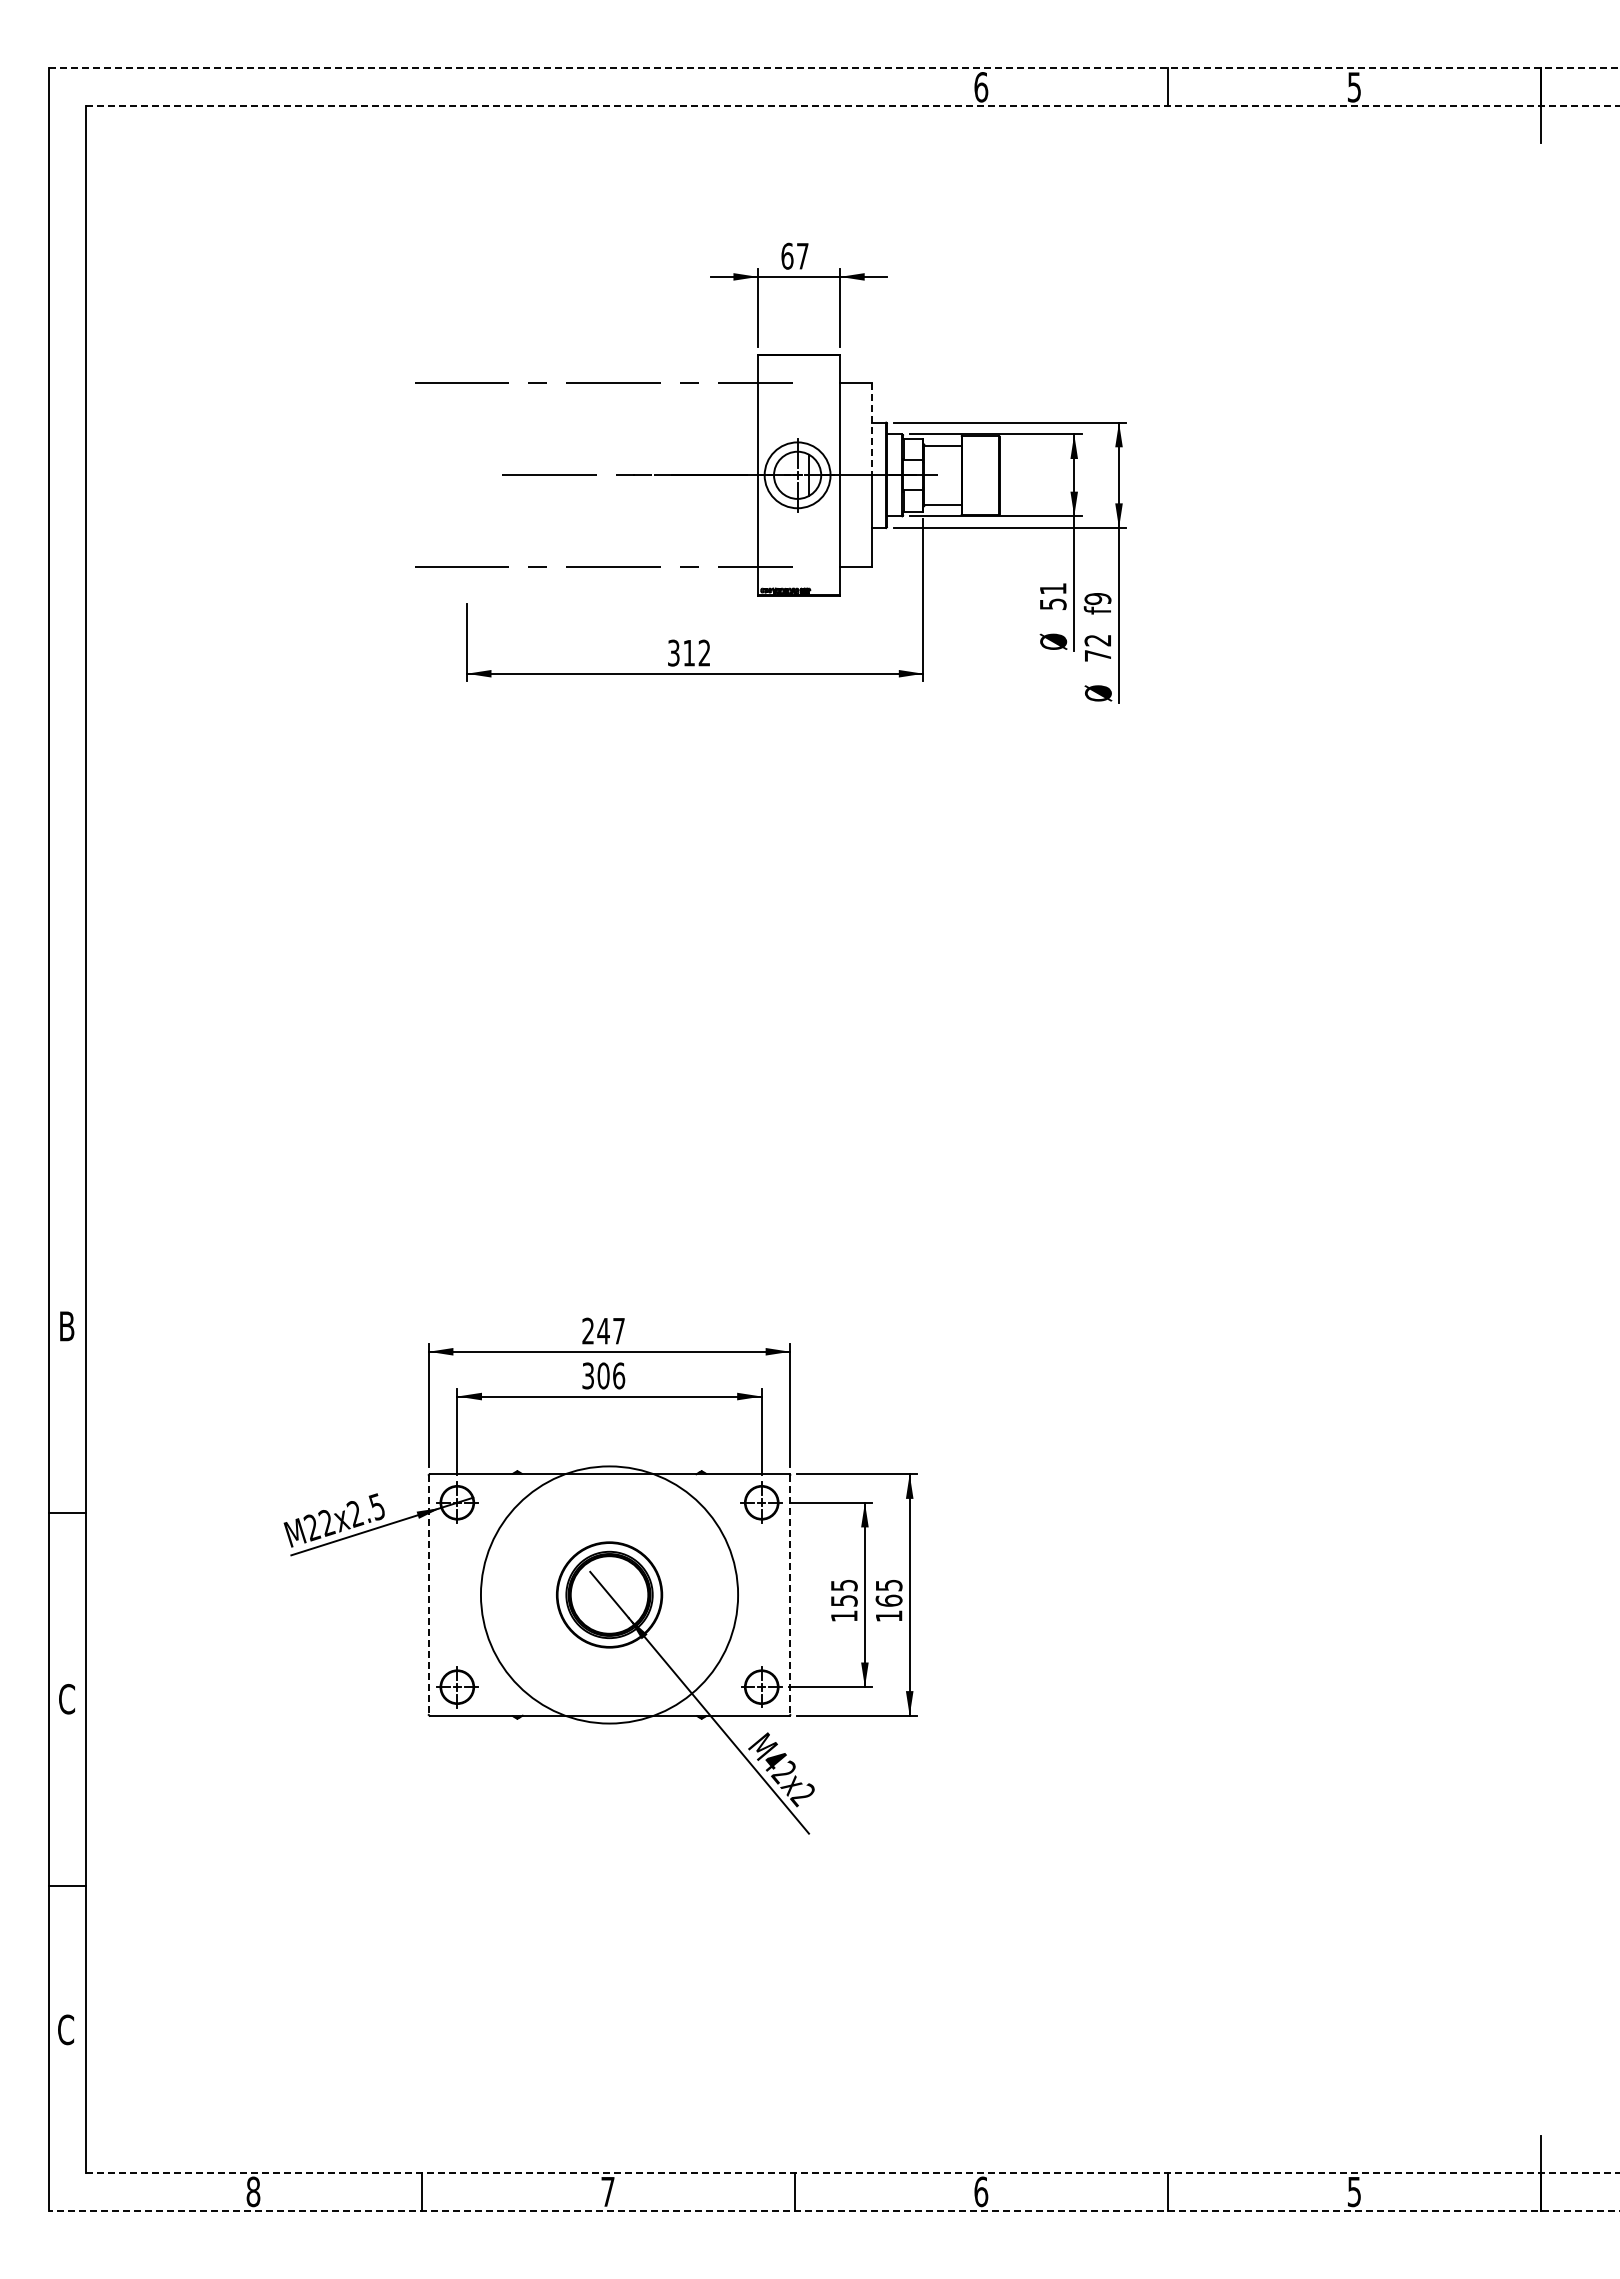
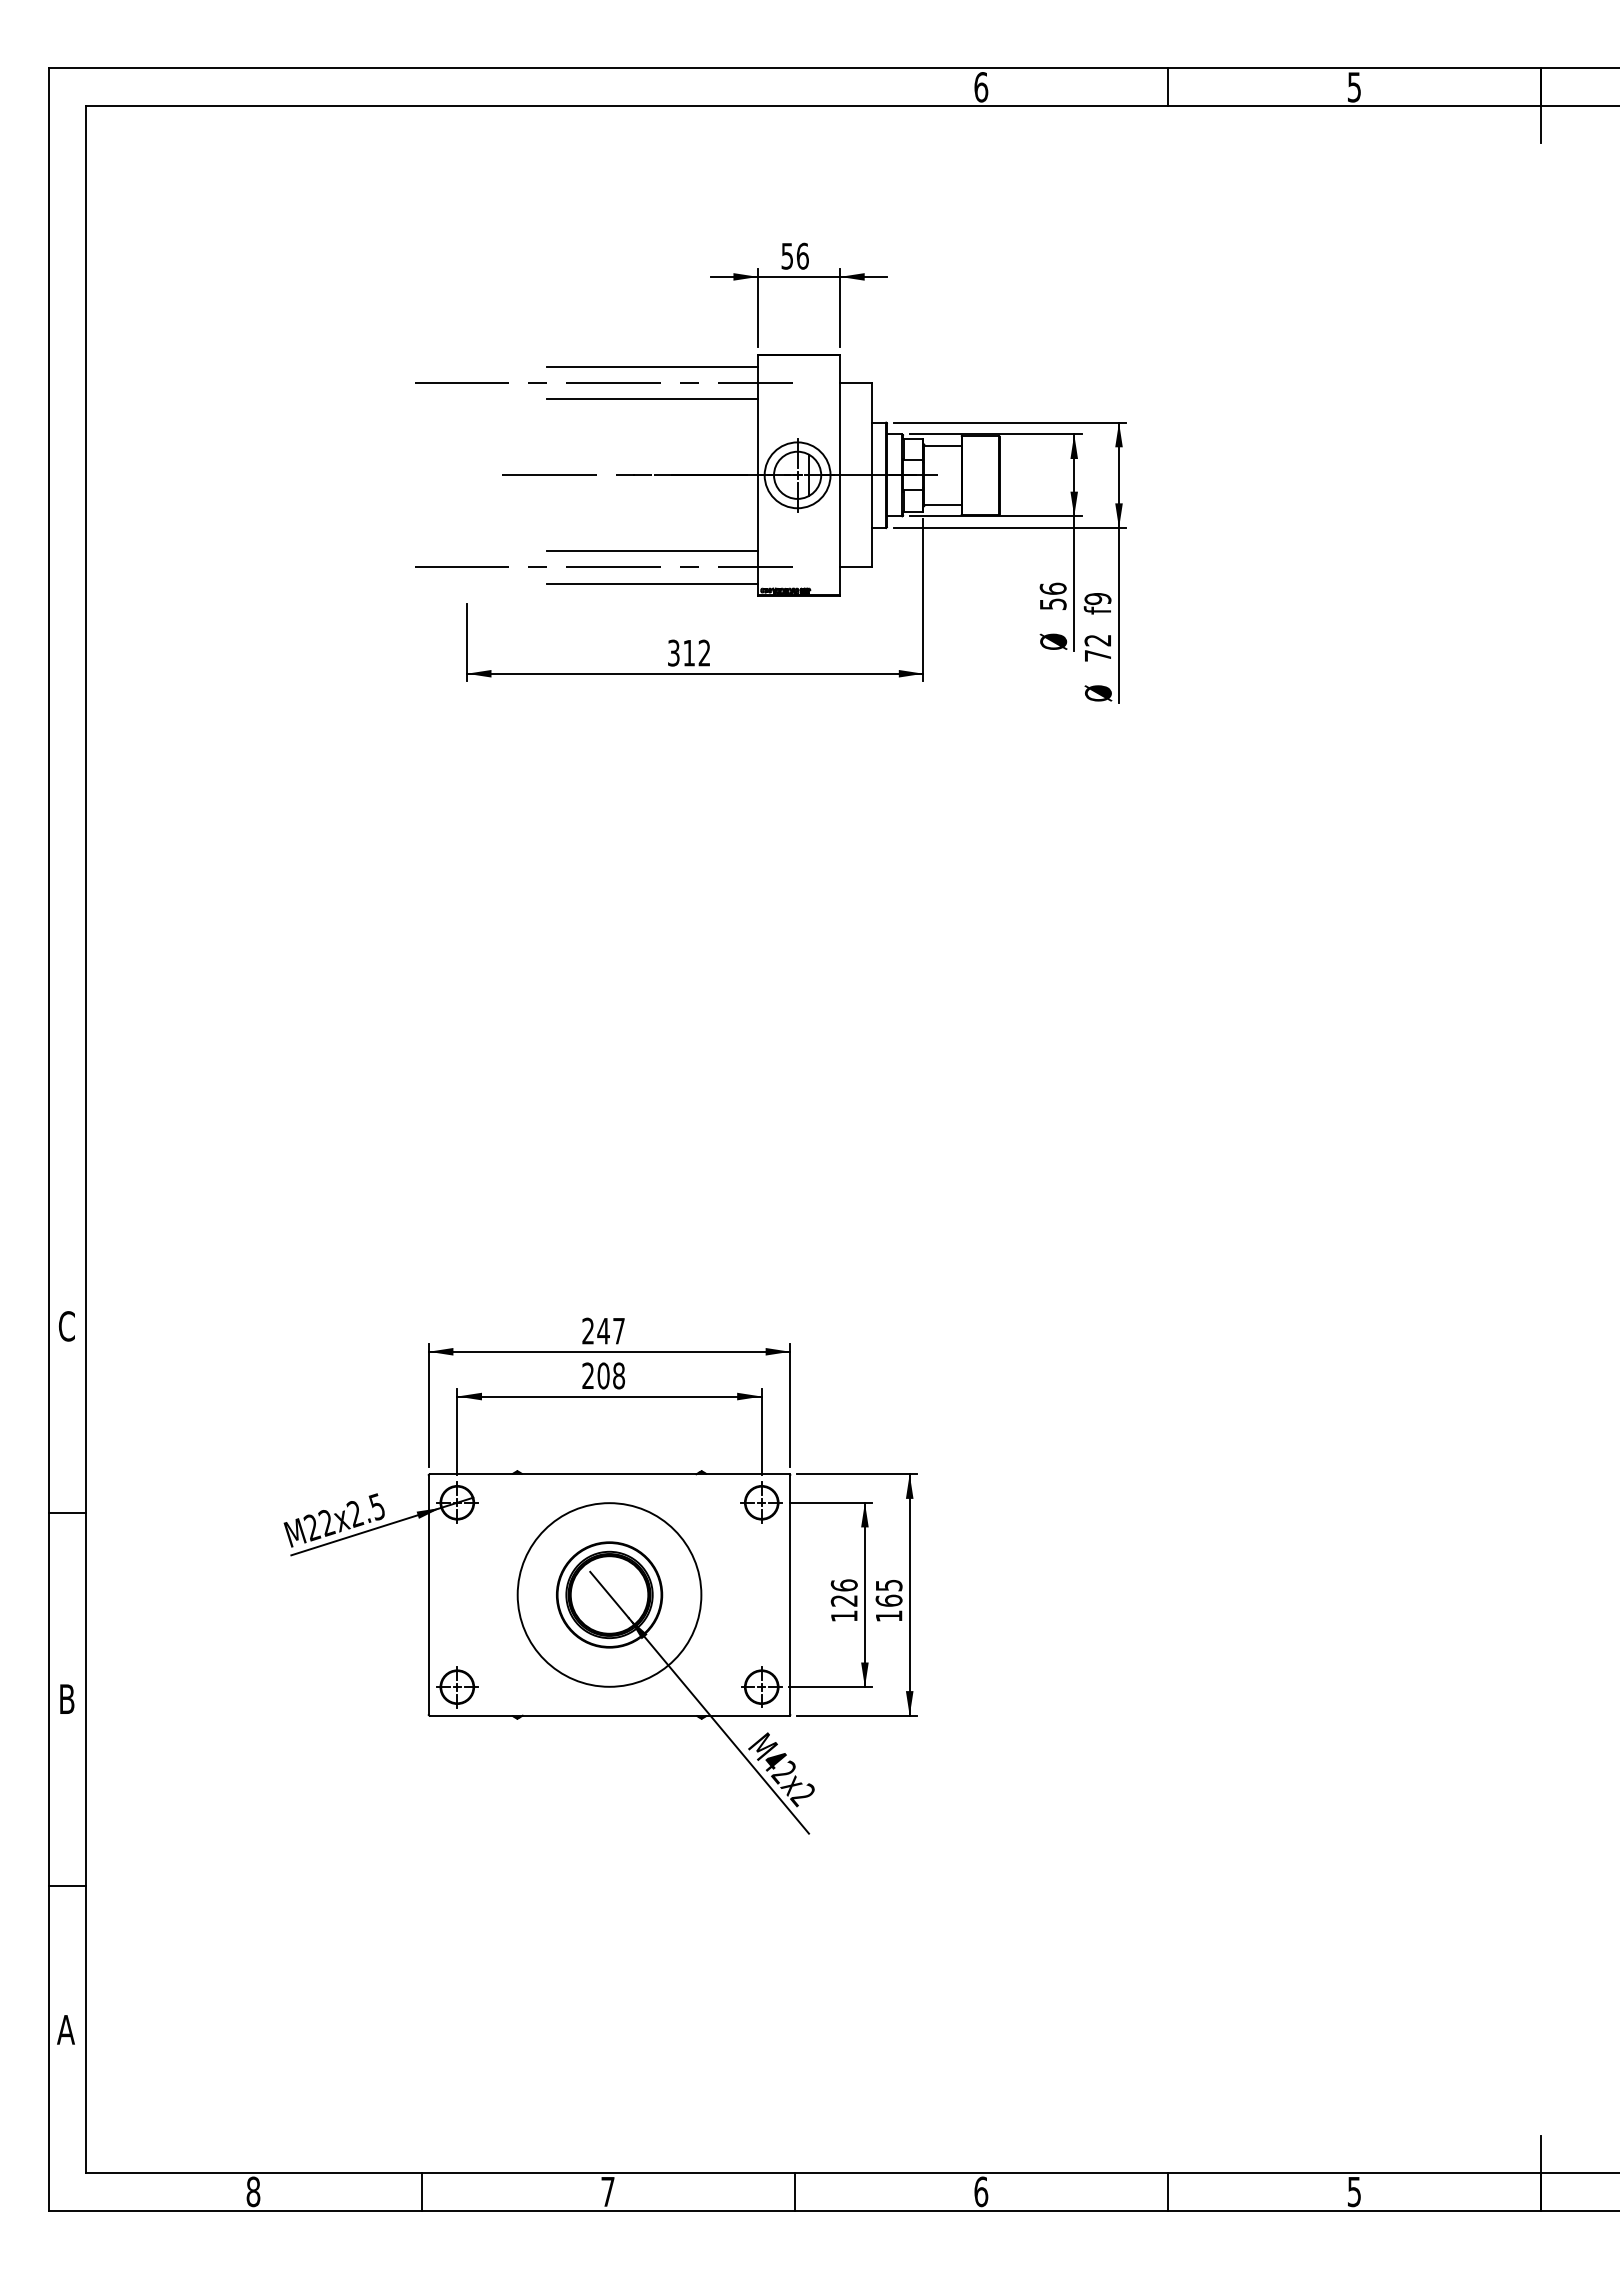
line: dashed -> solid (834, 68)
line: dashed -> solid (852, 105)
text: 67 -> 56 (794, 255)
line: none -> present (652, 367)
line: none -> present (652, 399)
line: dashed -> solid (872, 429)
line: none -> present (652, 551)
line: none -> present (652, 583)
text: 51 -> 56 (1052, 588)
text: B -> C (66, 1326)
text: 306 -> 208 (603, 1375)
text: 155 -> 126 (843, 1592)
circle diameter: 257 px -> 184 px (609, 1594)
line: dashed -> solid (428, 1595)
line: dashed -> solid (790, 1595)
text: C -> B (66, 1698)
text: C -> A (65, 2029)
line: dashed -> solid (852, 2173)
line: dashed -> solid (833, 2210)
